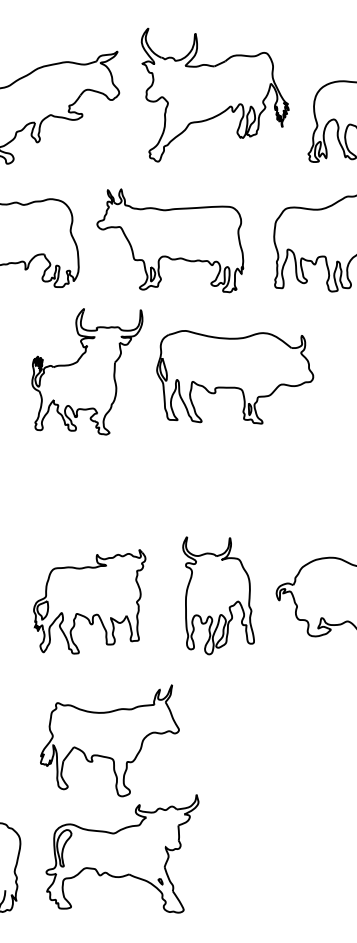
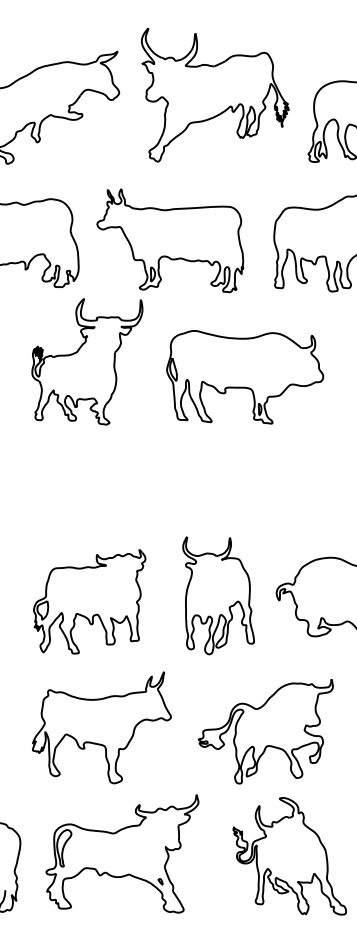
part position: (87, 371) -> (87, 361) (87, 361)
part position: (235, 377) -> (245, 377) (245, 377)
part: none -> present (265, 731)
part position: (109, 740) -> (101, 727) (101, 727)
part: none -> present (289, 856)
